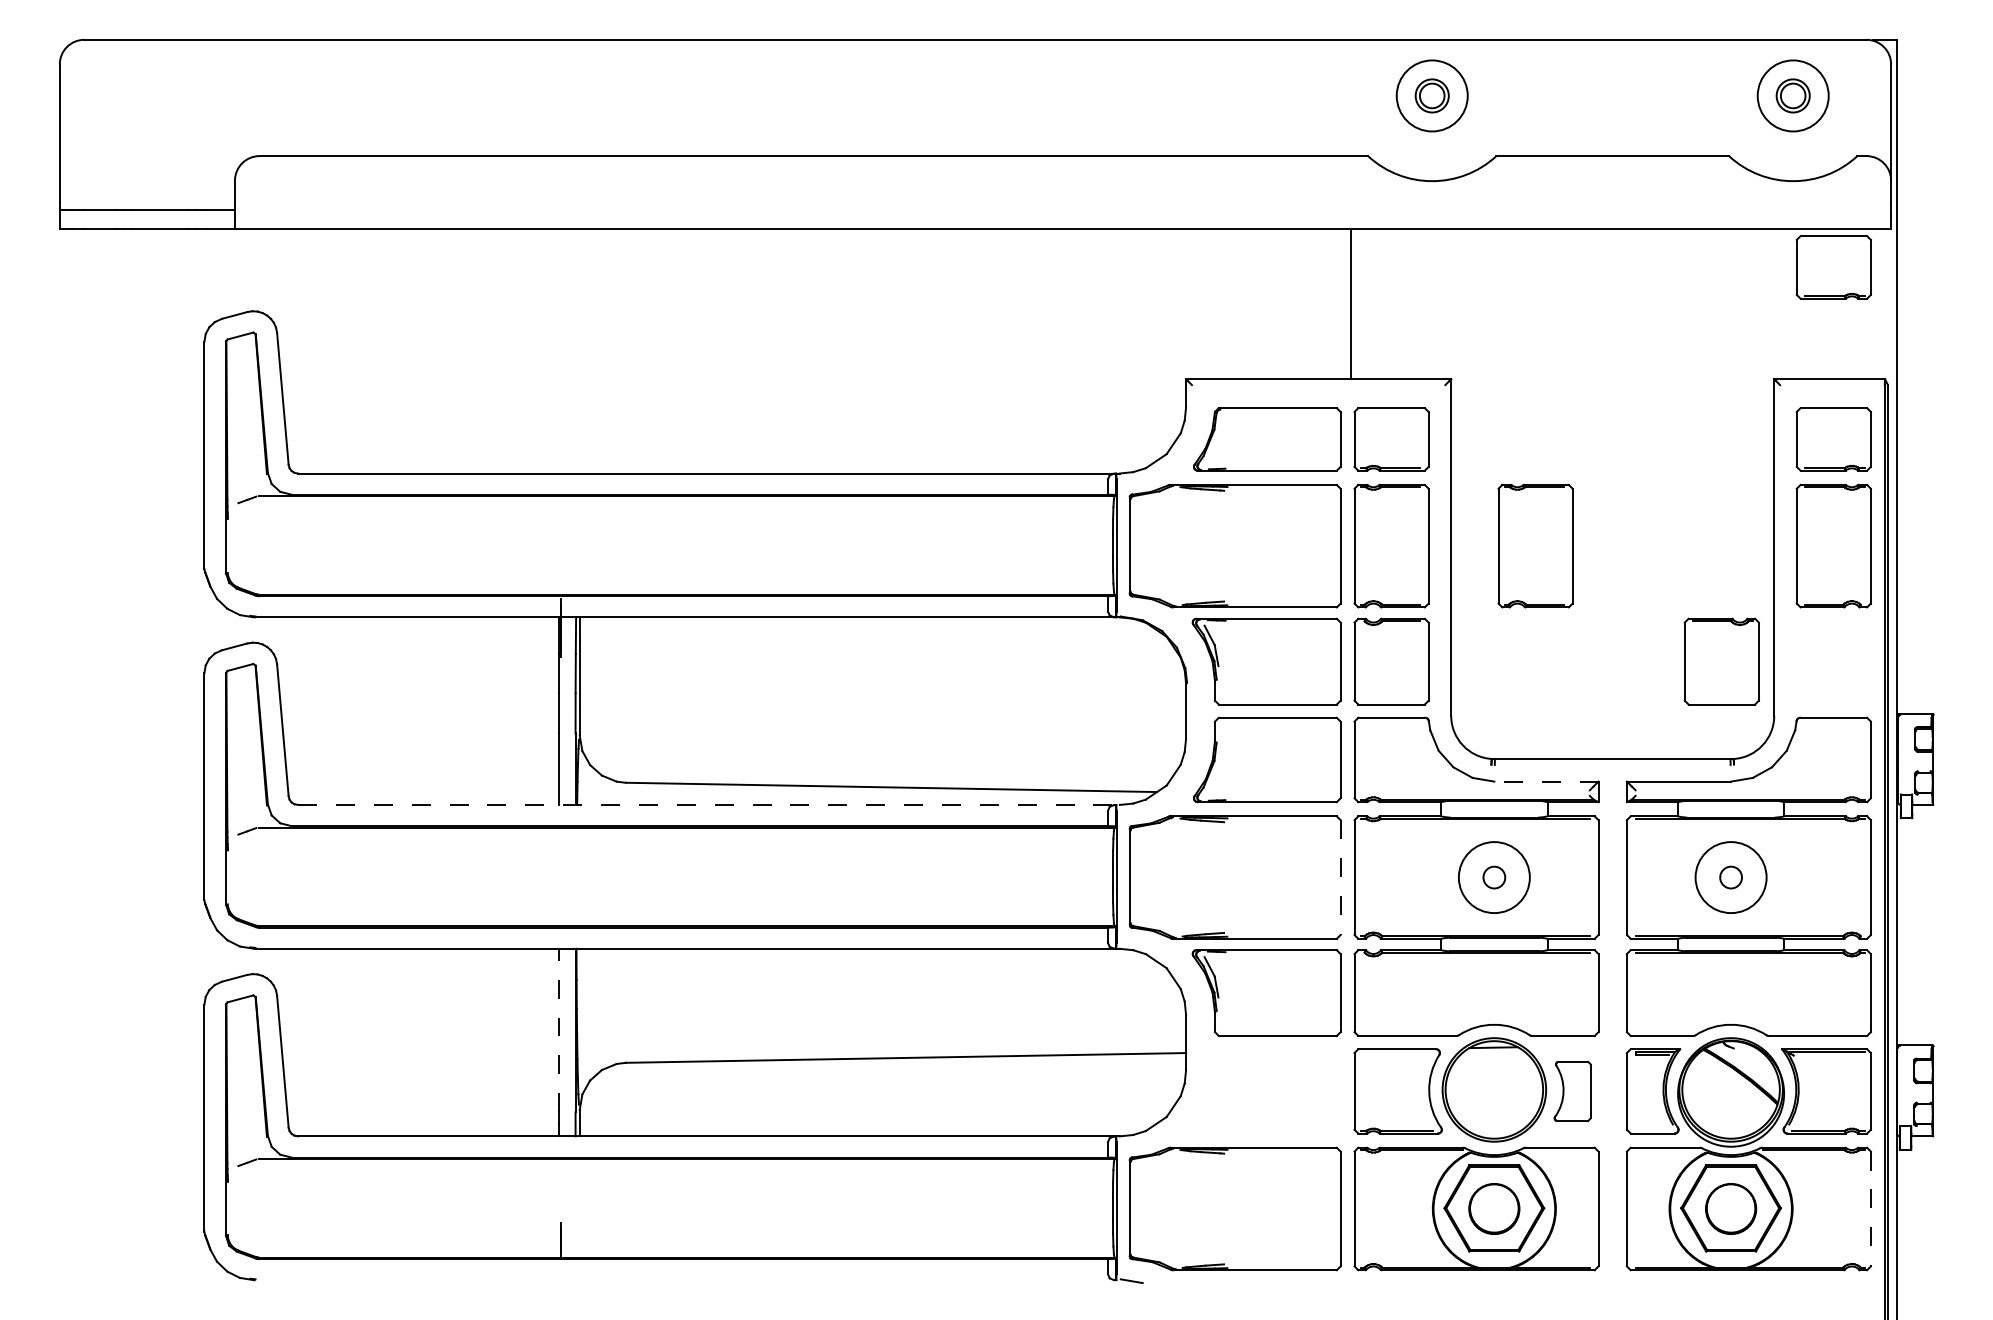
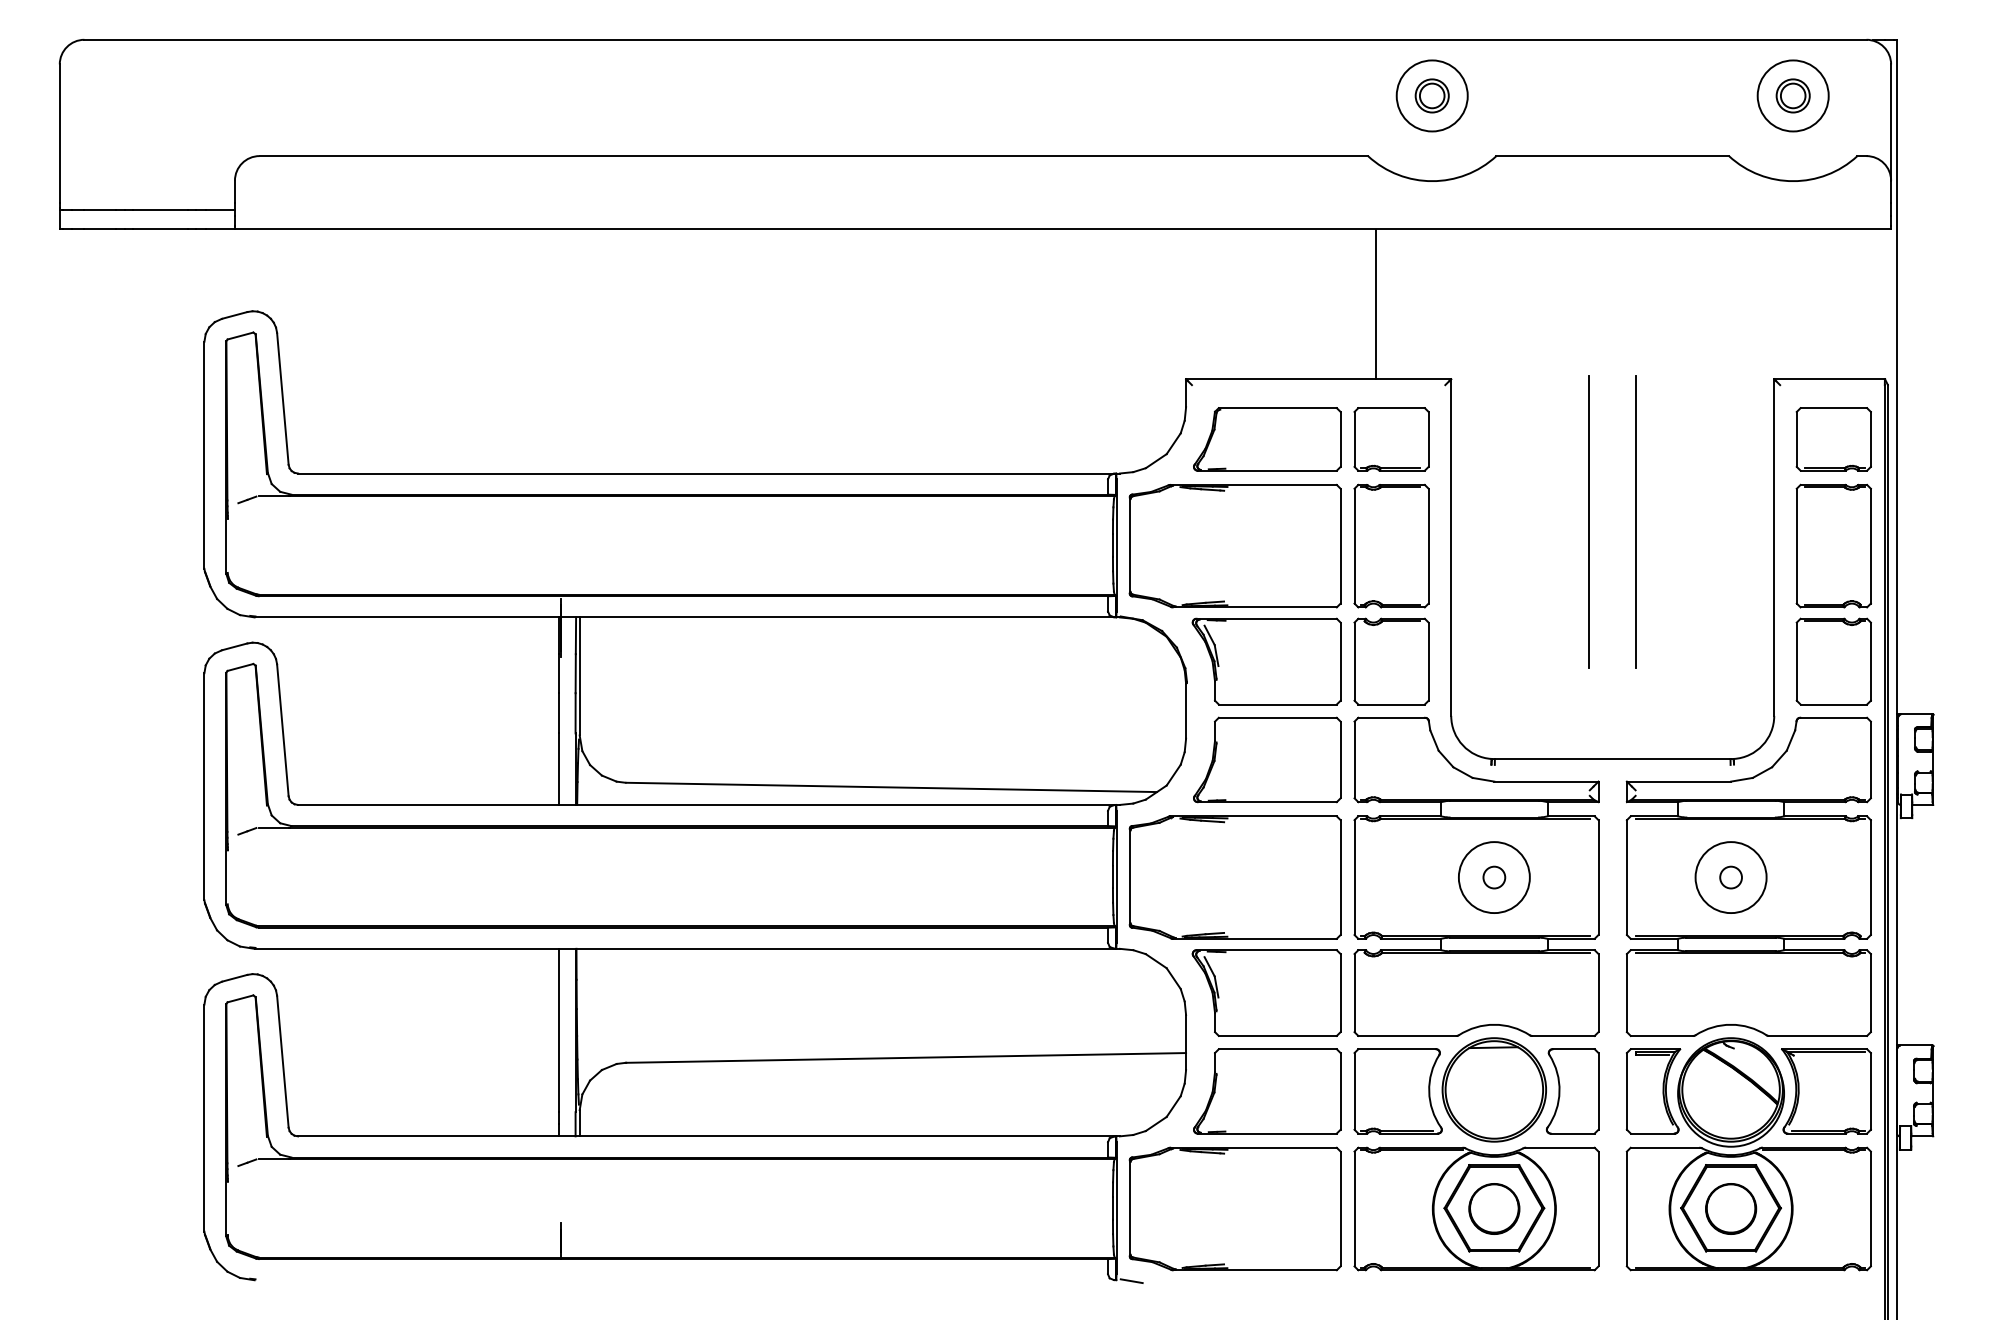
part: present -> none (1833, 267)
line position: (1351, 304) -> (1376, 304) (1376, 304)
line: none -> present (1589, 521)
line: none -> present (1636, 521)
part: present -> none (1535, 545)
part position: (1721, 661) -> (1833, 661) (1833, 661)
line: dashed -> solid (1545, 781)
line: dashed -> solid (708, 804)
line: dashed -> solid (1340, 878)
line: dashed -> solid (559, 1030)
part size: 39x62 px -> 54x87 px (1572, 1091)
part: none -> present (1267, 1091)
line: dashed -> solid (1870, 1209)
